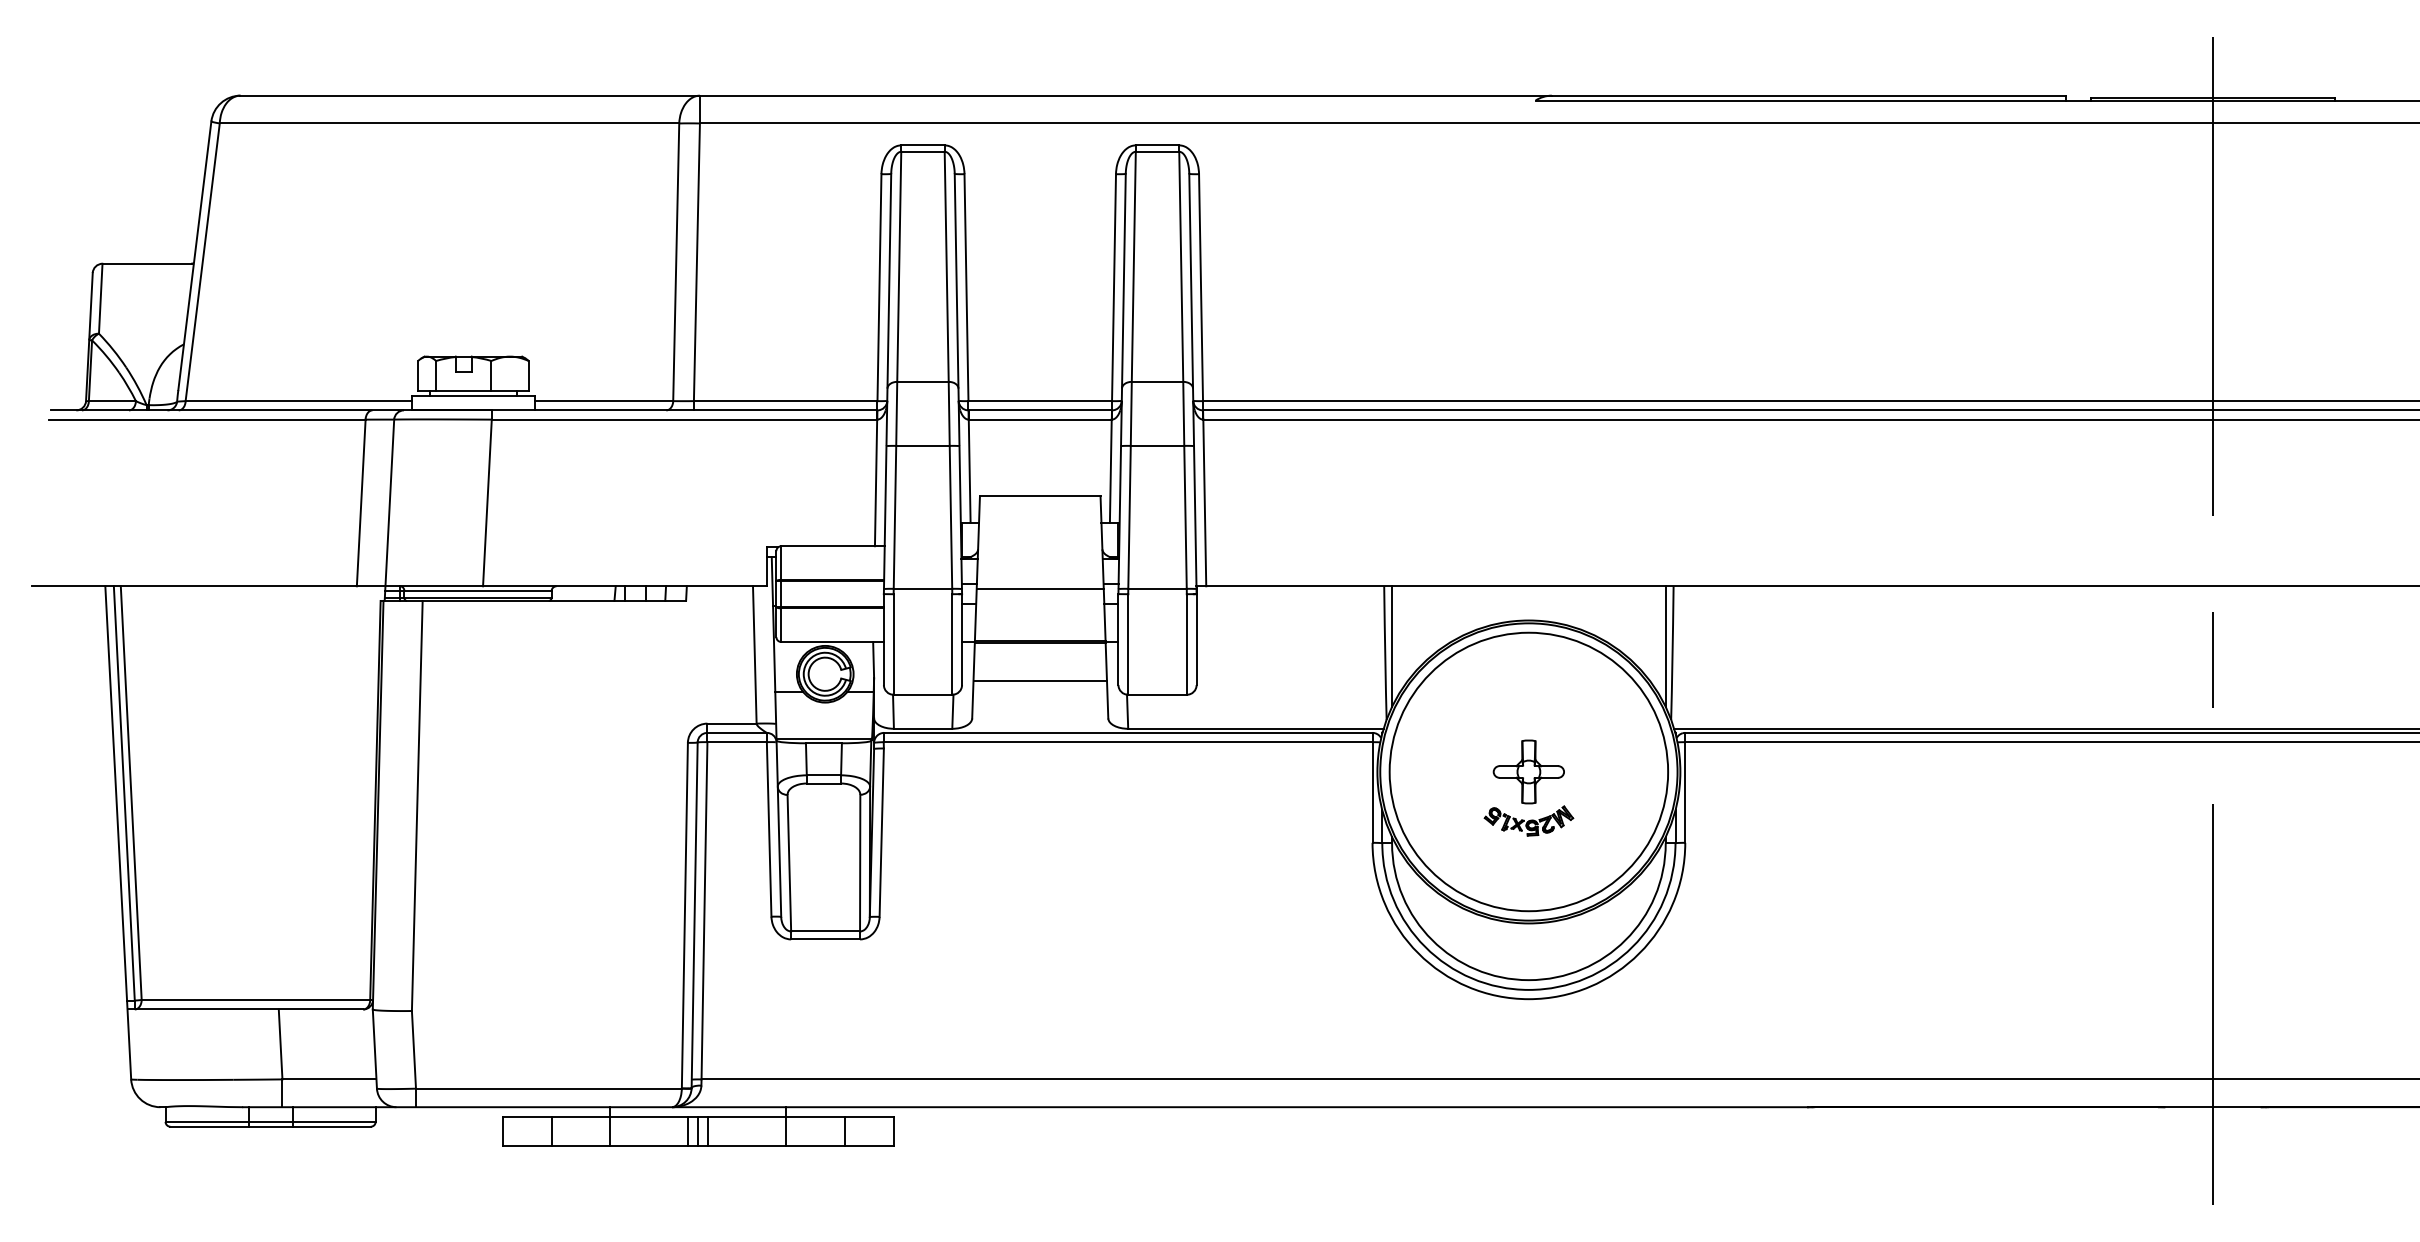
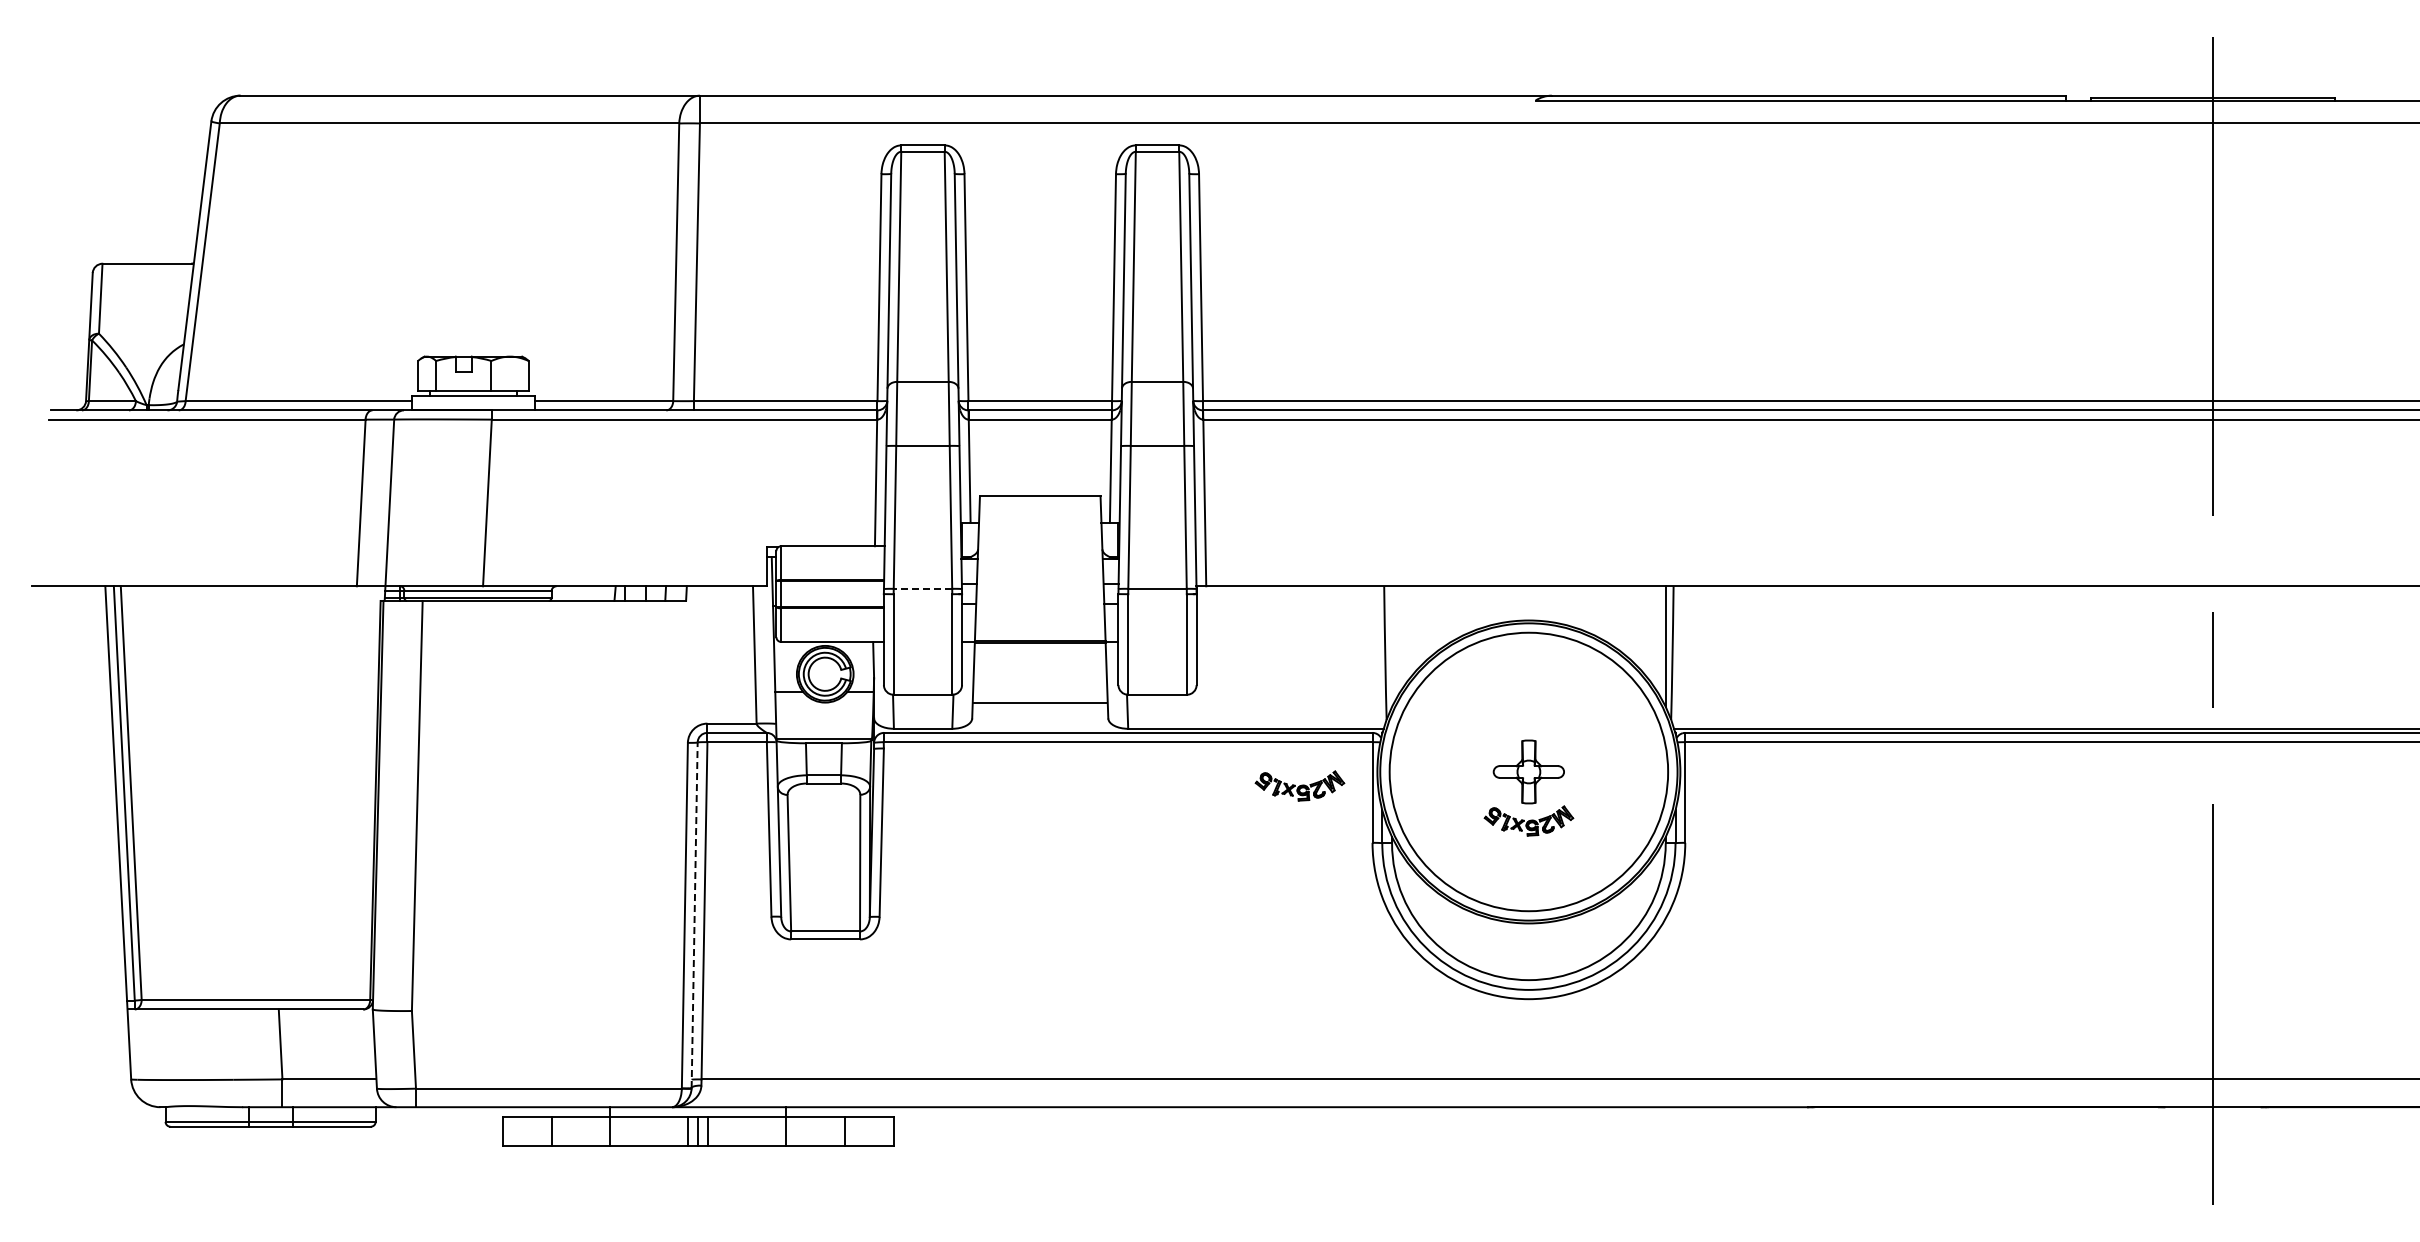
line: solid -> dashed (922, 588)
line: present -> none (1039, 589)
line: present -> none (1392, 646)
line position: (1039, 680) -> (1039, 702) (1039, 702)
part: none -> present (1299, 785)
line: solid -> dashed (694, 915)
